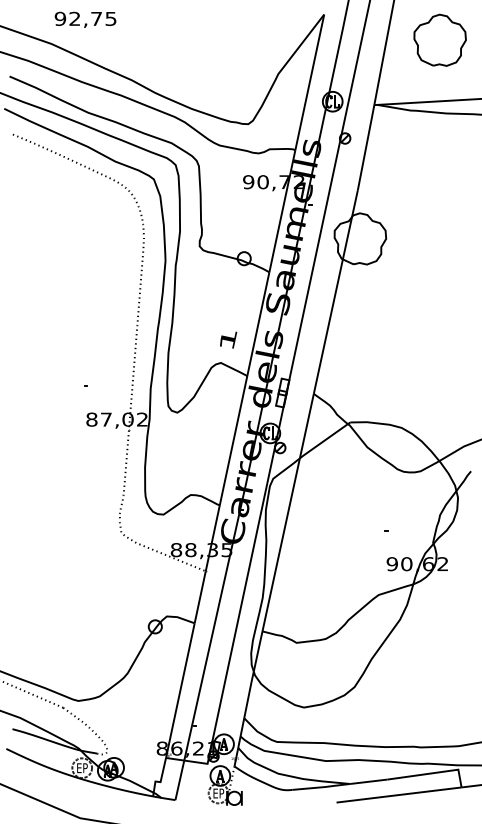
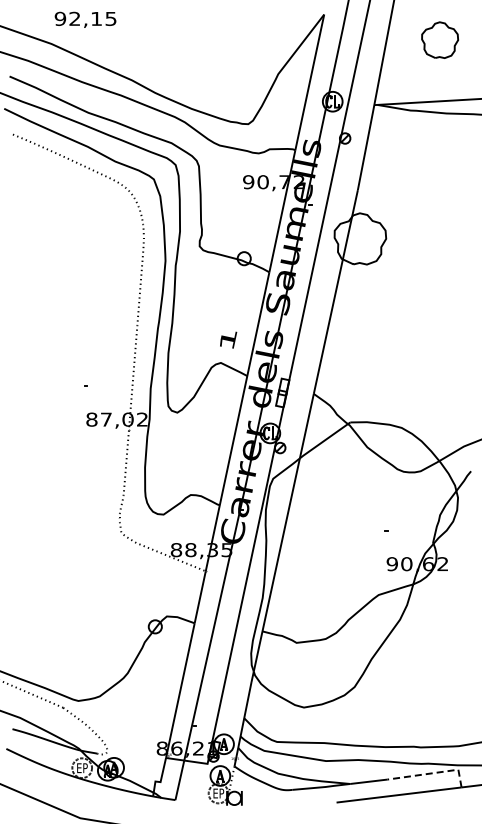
text: 92,75 -> 92,15 (96, 18)
part size: 54x54 px -> 38x38 px (439, 39)
line: solid -> dashed (432, 773)
